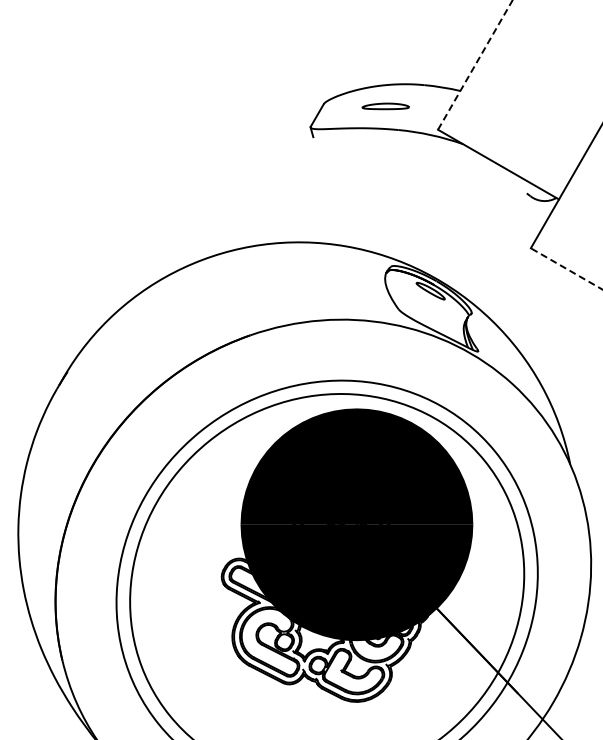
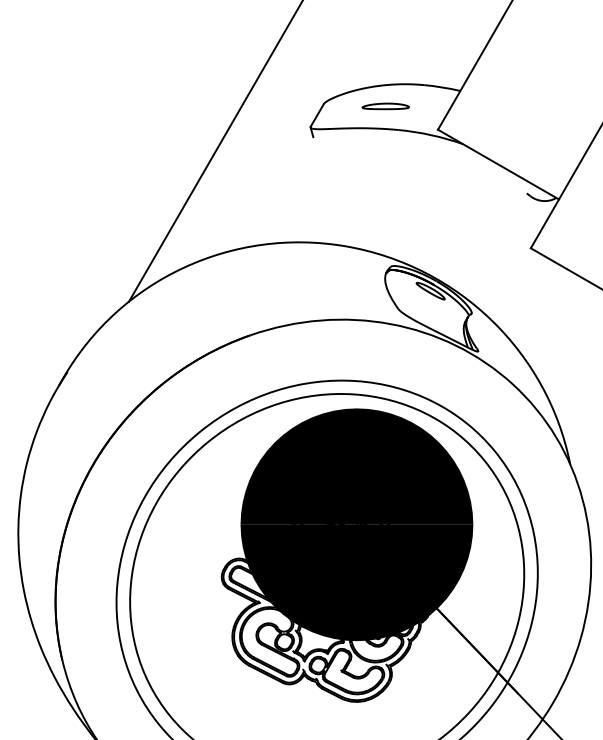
line: dashed -> solid (475, 64)
line: none -> present (214, 151)
line: dashed -> solid (566, 268)
